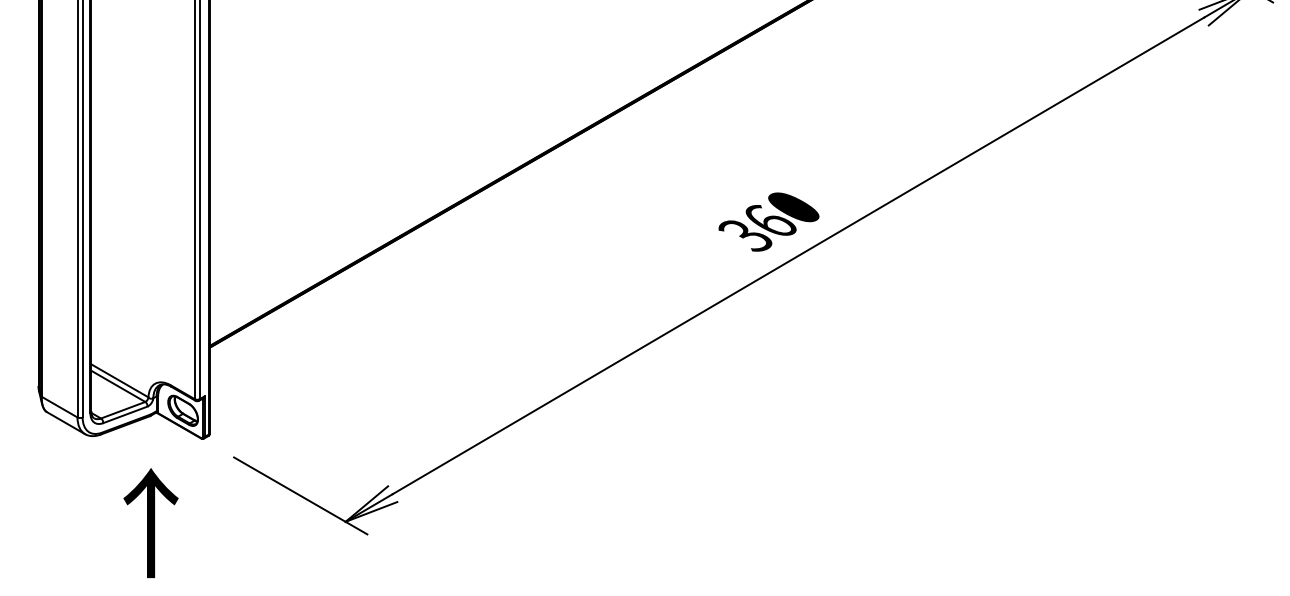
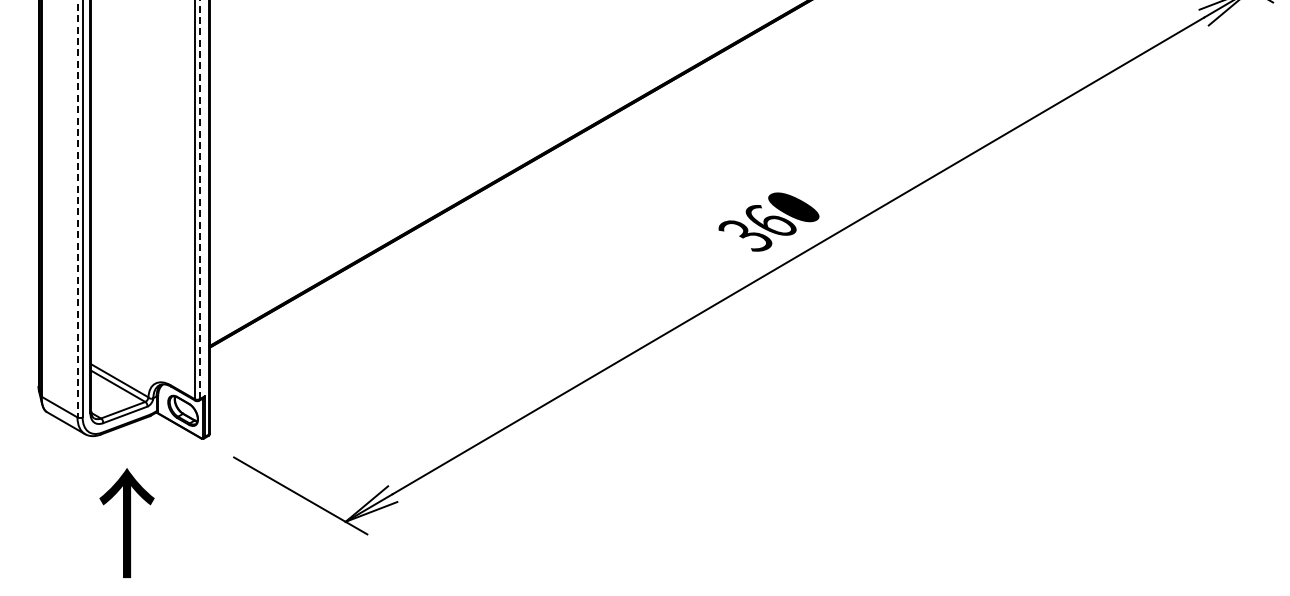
line: solid -> dashed (199, 199)
line: solid -> dashed (77, 209)
text position: (150, 522) -> (126, 522) (126, 522)
